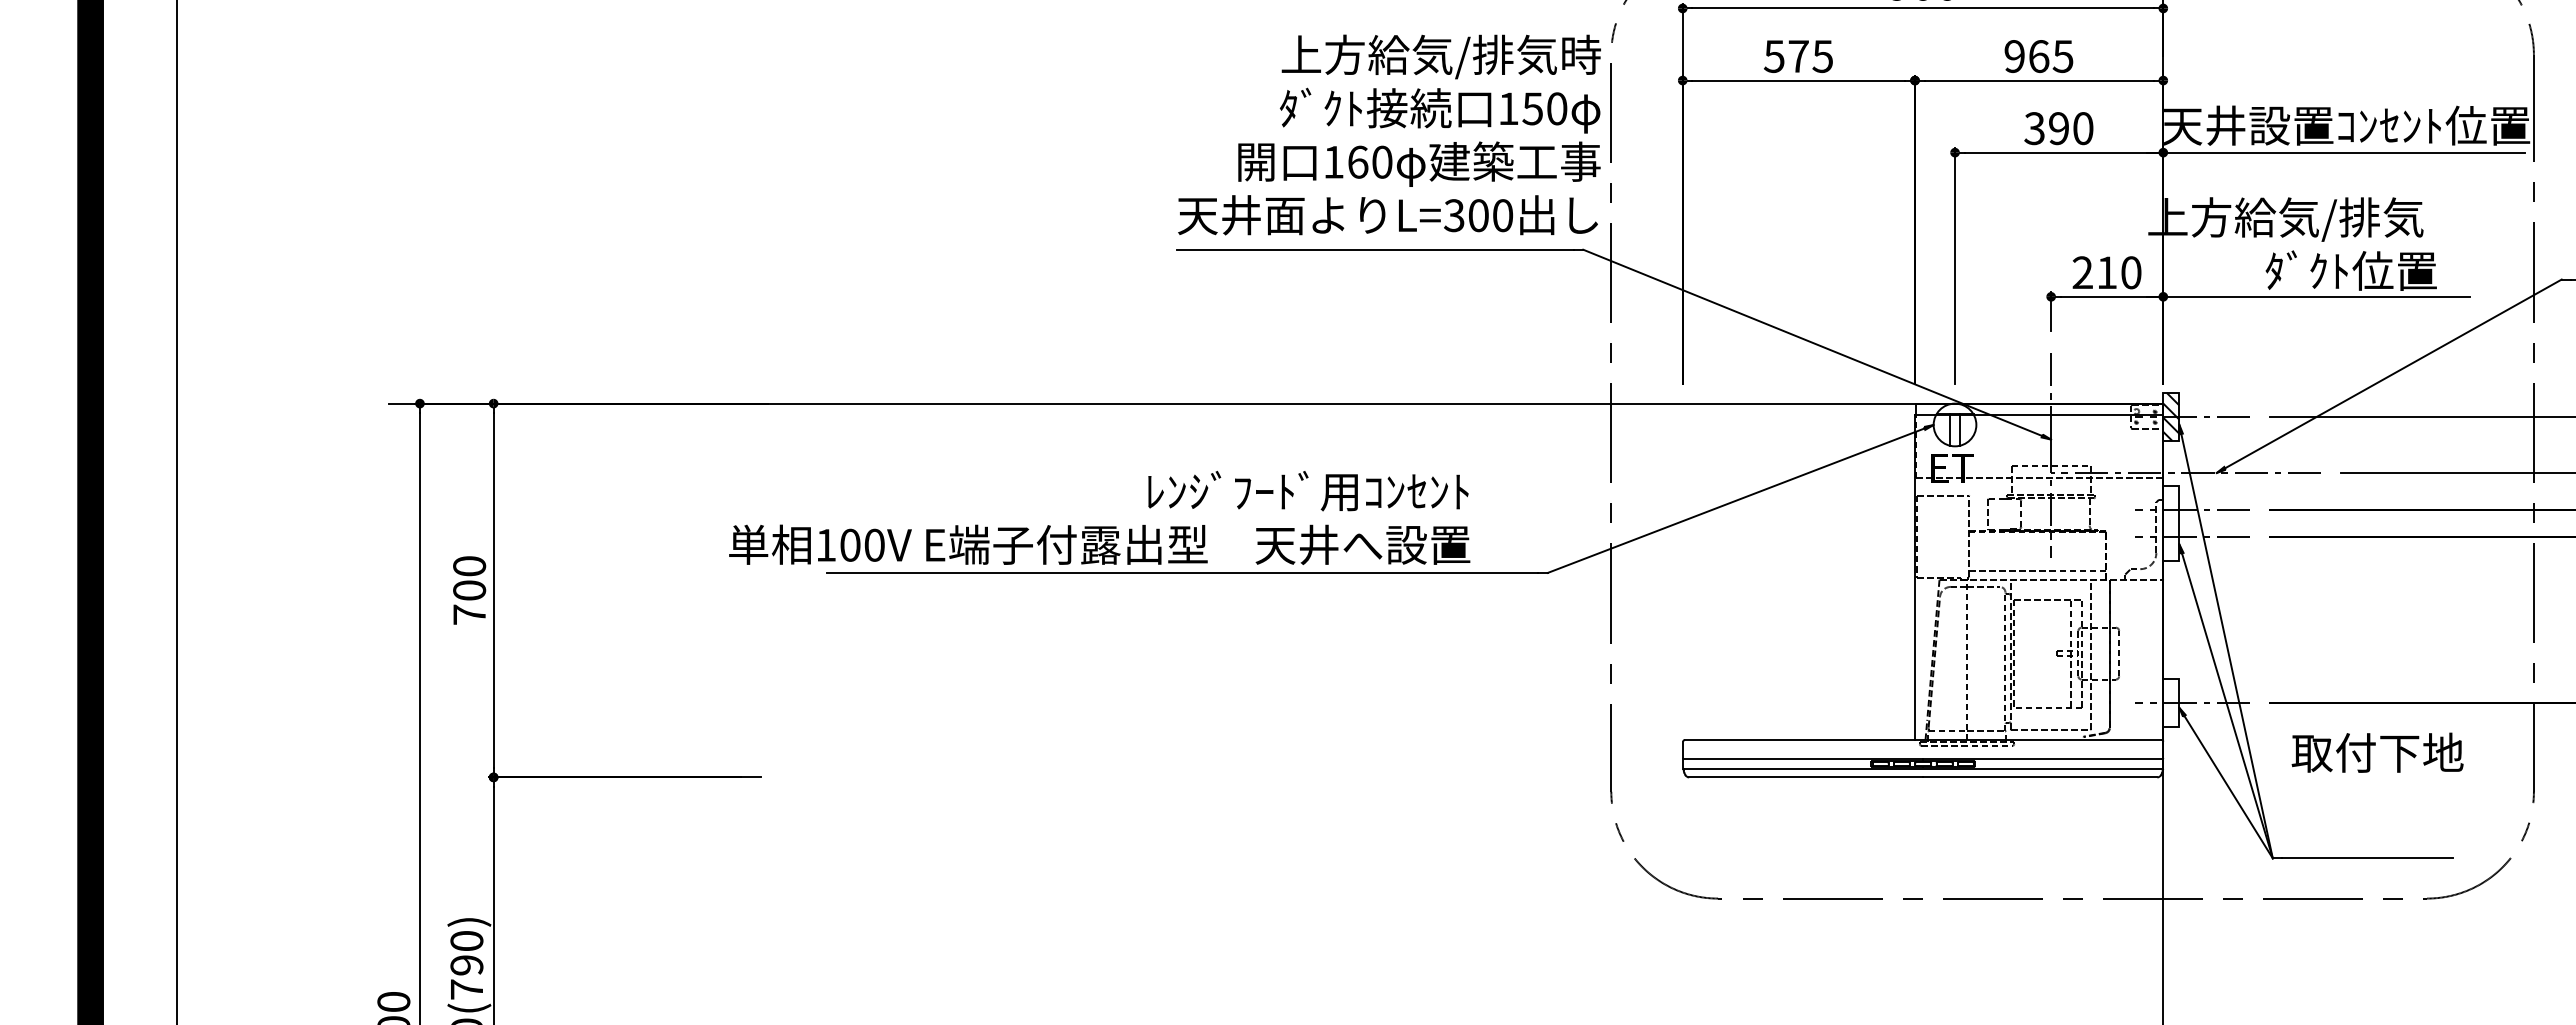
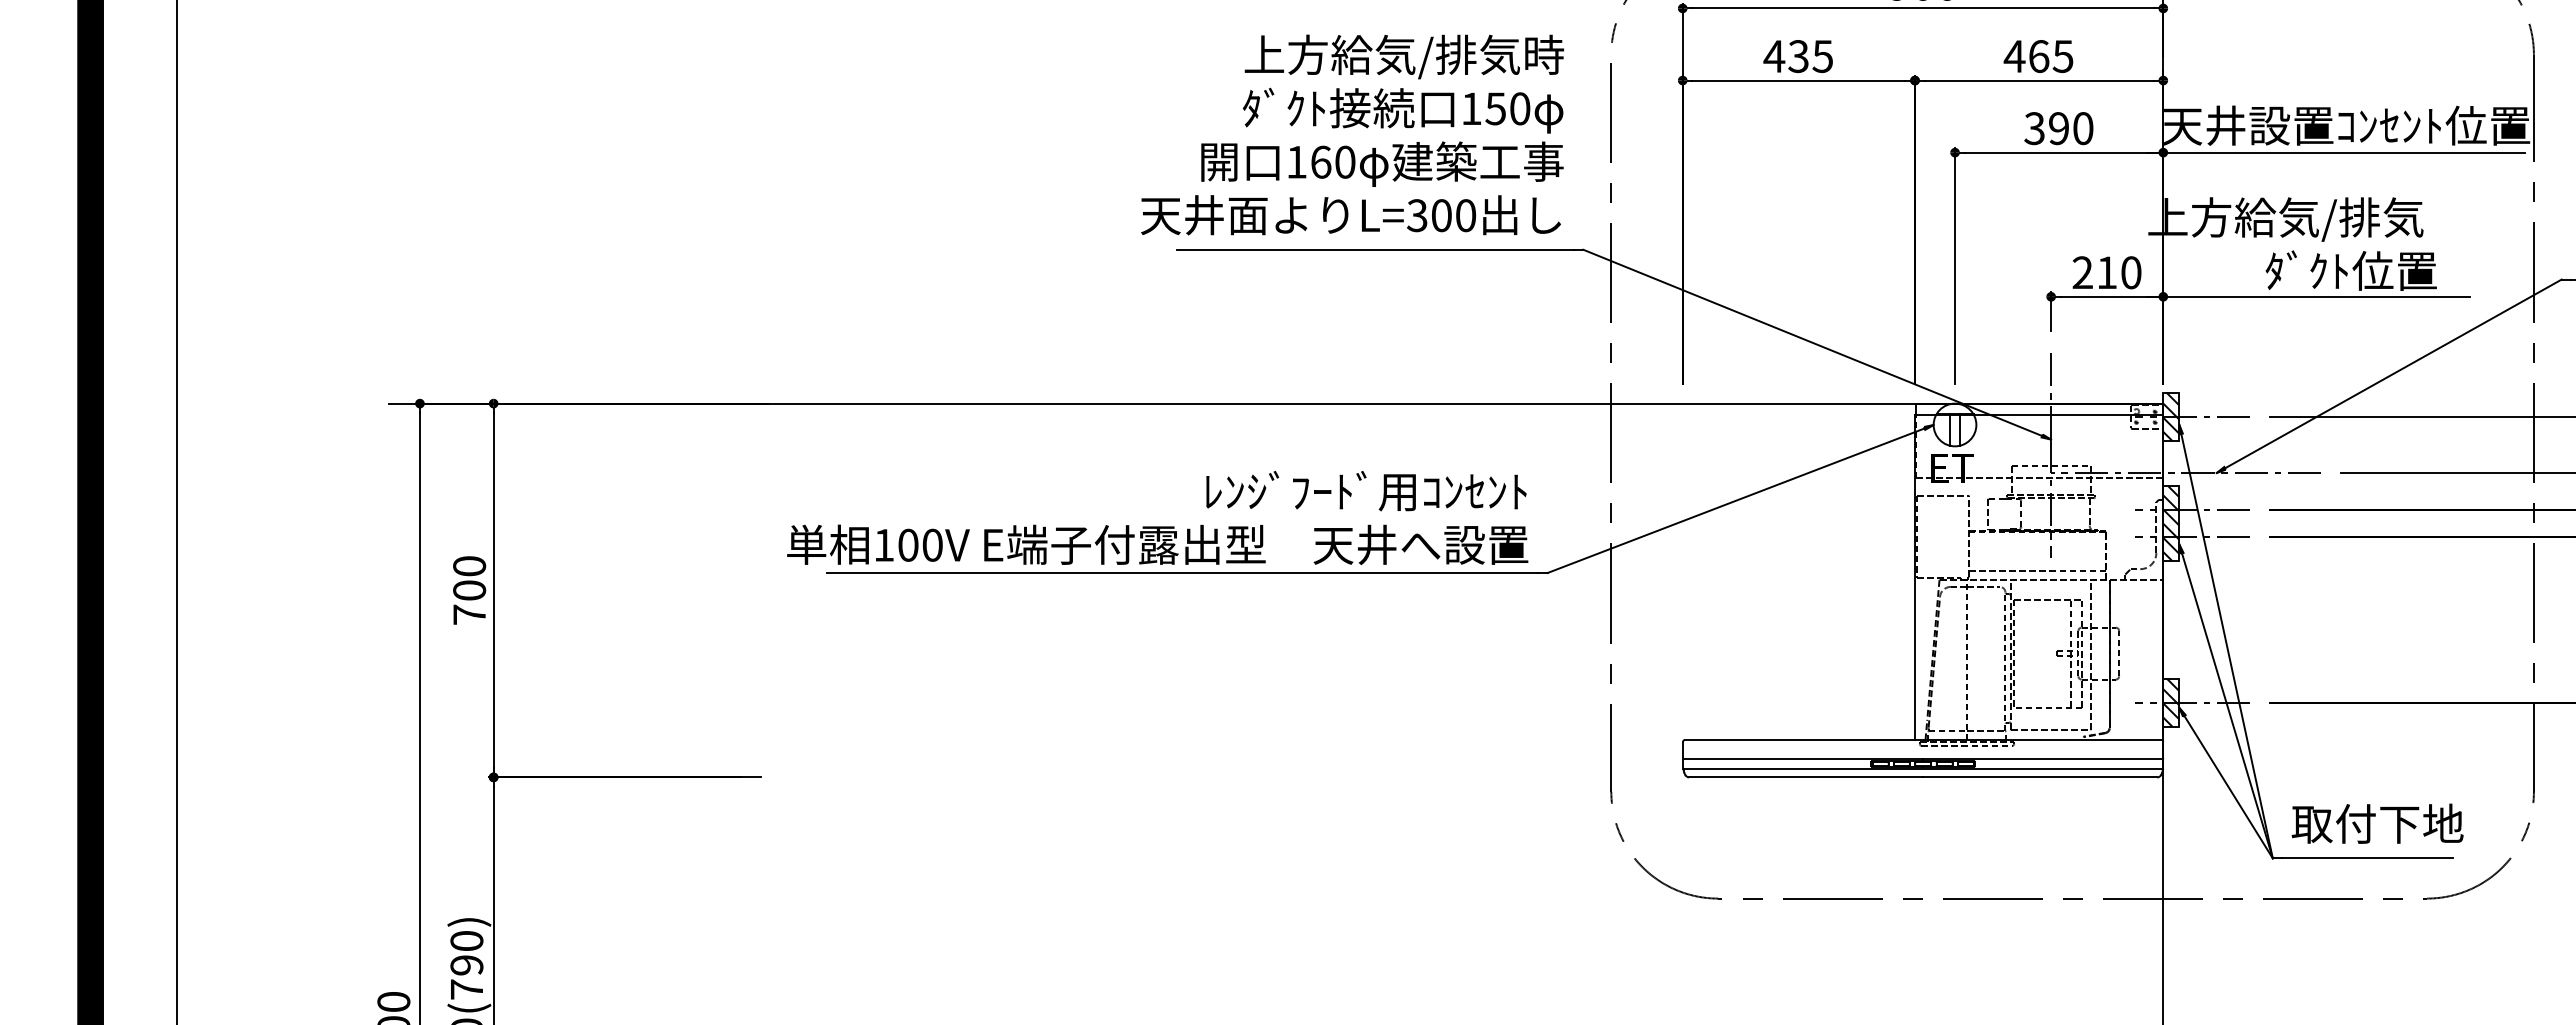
text: 575 -> 435 (1785, 56)
text: 965 -> 465 (2014, 56)
text position: (1389, 134) -> (1352, 134) (1352, 134)
text position: (1099, 517) -> (1157, 517) (1157, 517)
hatch: none -> present (2171, 523)
hatch: none -> present (2171, 702)
text position: (2377, 752) -> (2377, 823) (2377, 823)
